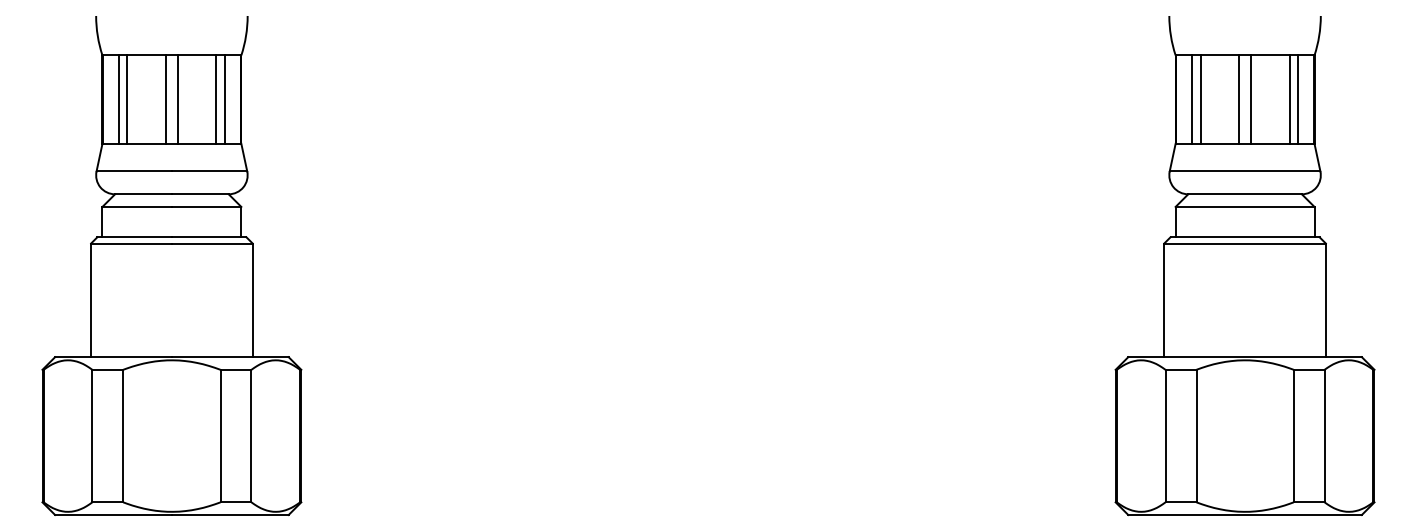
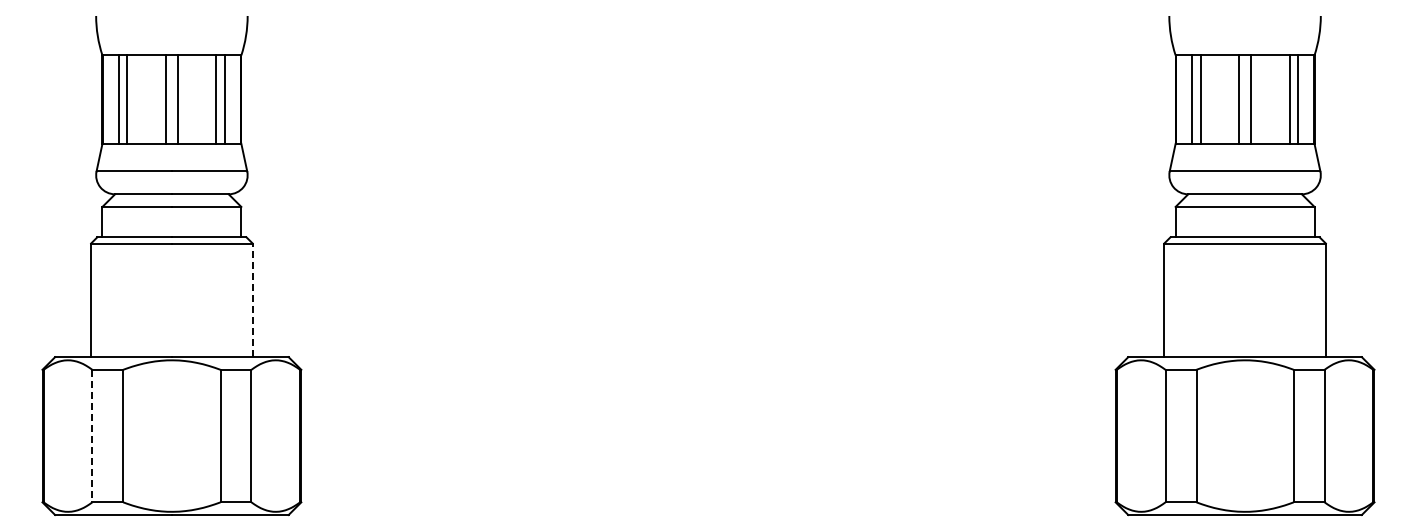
line: solid -> dashed (252, 300)
line: solid -> dashed (92, 436)
